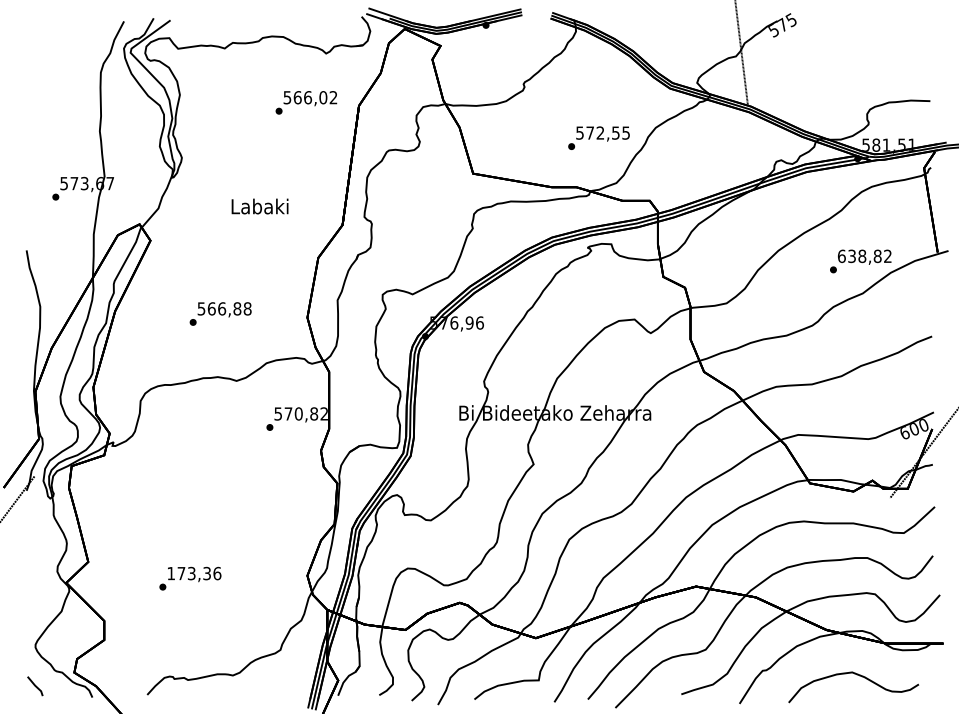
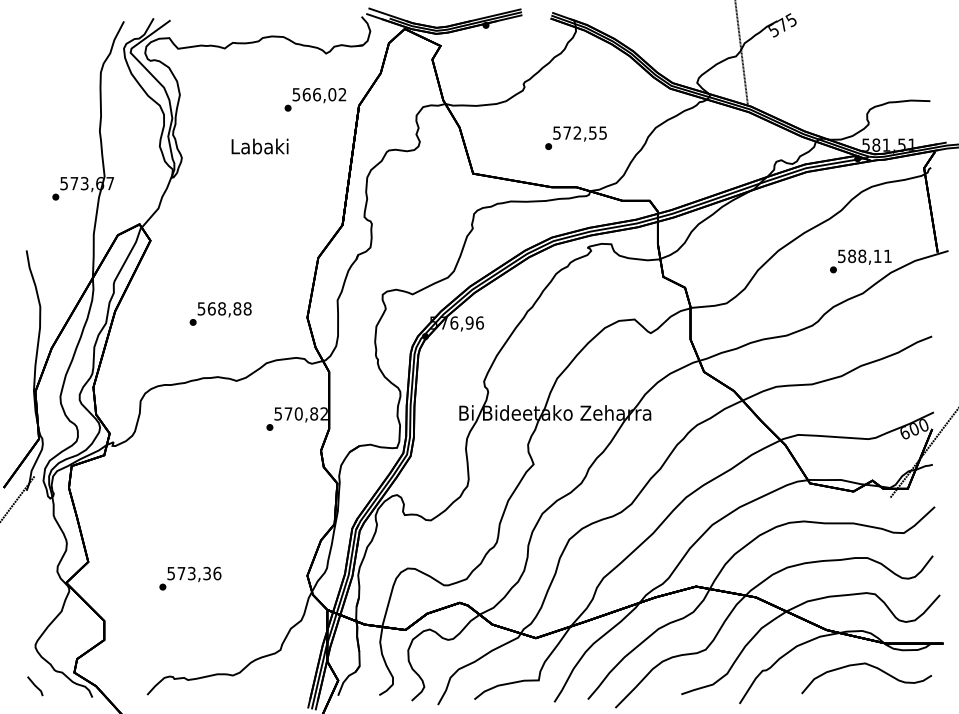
text position: (306, 102) -> (315, 99) (315, 99)
text position: (598, 137) -> (575, 137) (575, 137)
text position: (259, 206) -> (259, 146) (259, 146)
text: 638,82 -> 588,11 (864, 256)
text: 566,88 -> 568,88 (222, 308)
text: 173,36 -> 573,36 (170, 573)
curve position: (859, 676) -> (872, 667) (872, 667)
